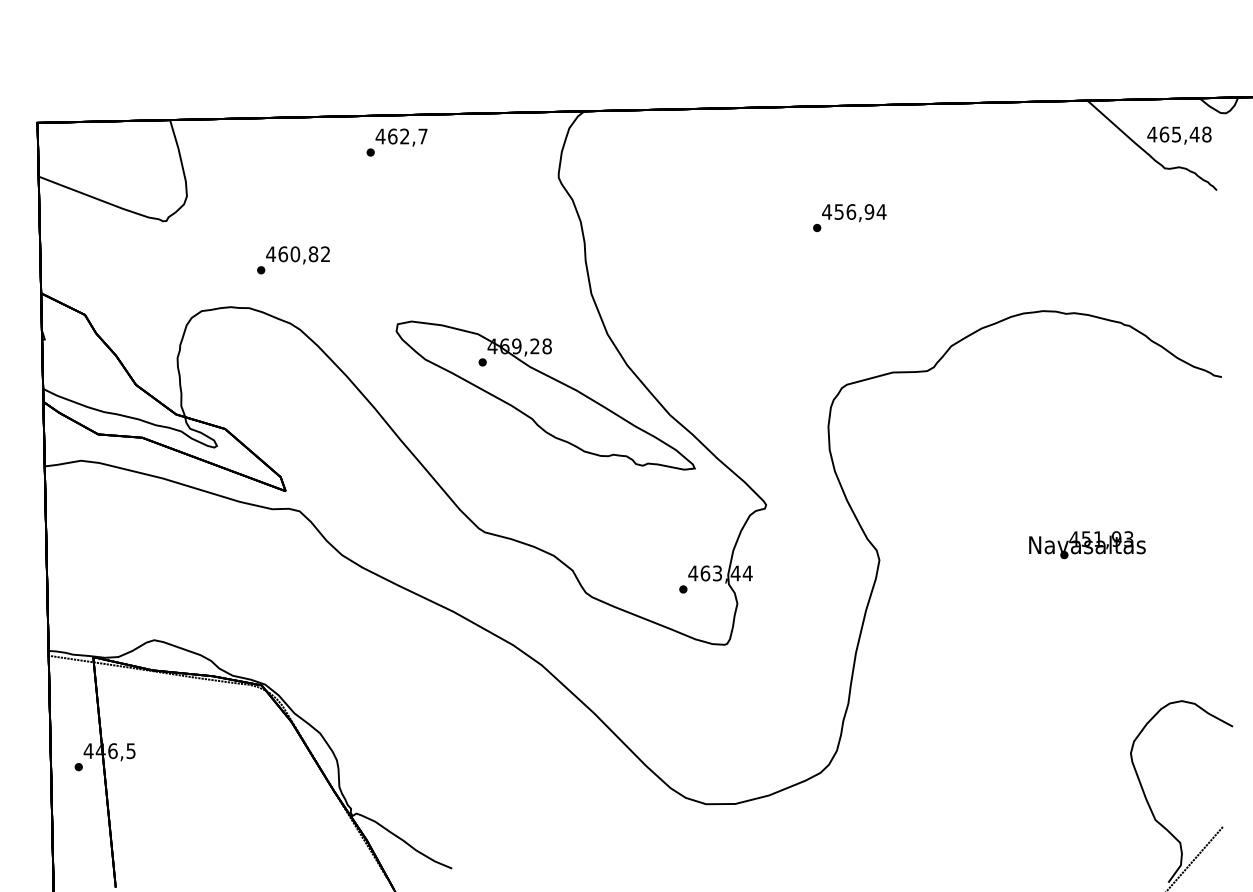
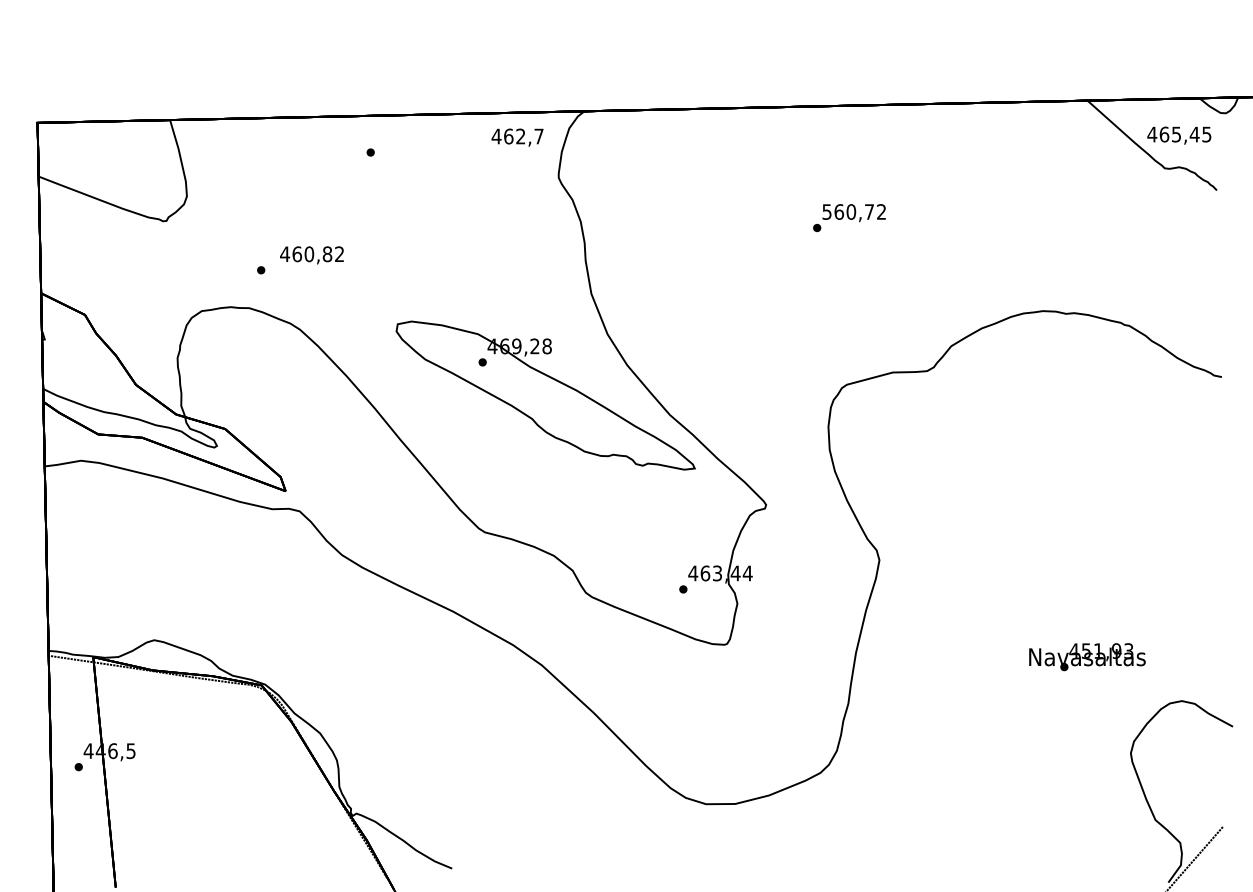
text: 465,48 -> 465,45 (1206, 134)
text position: (401, 137) -> (517, 137) (517, 137)
text: 456,94 -> 560,72 (854, 211)
text position: (297, 255) -> (311, 255) (311, 255)
text position: (1087, 545) -> (1087, 657) (1087, 657)
